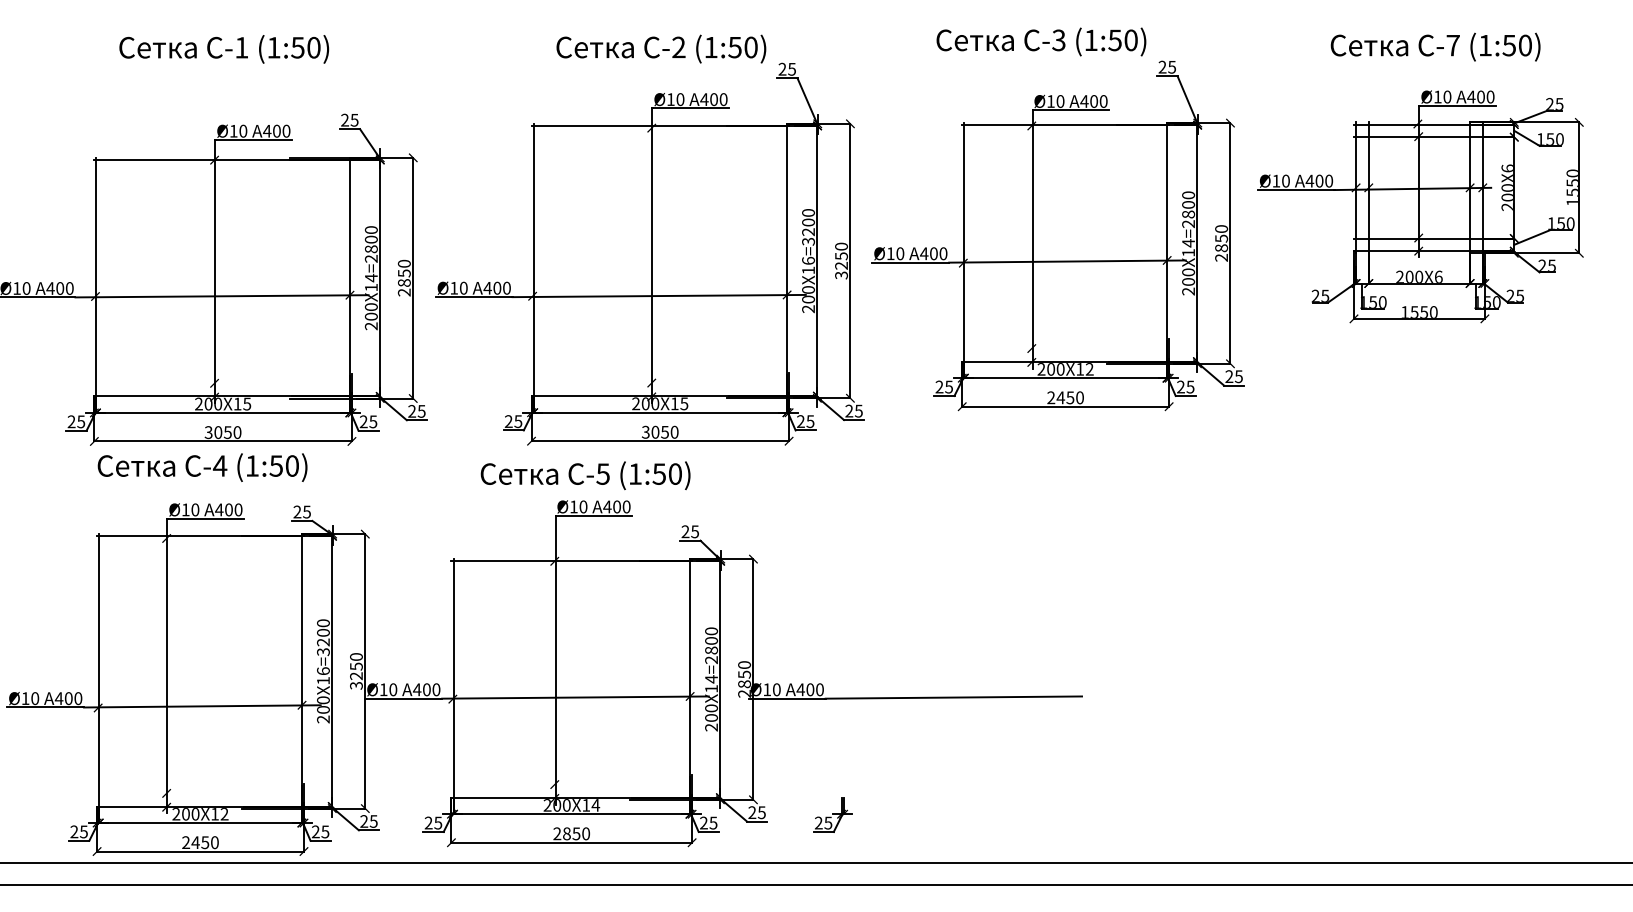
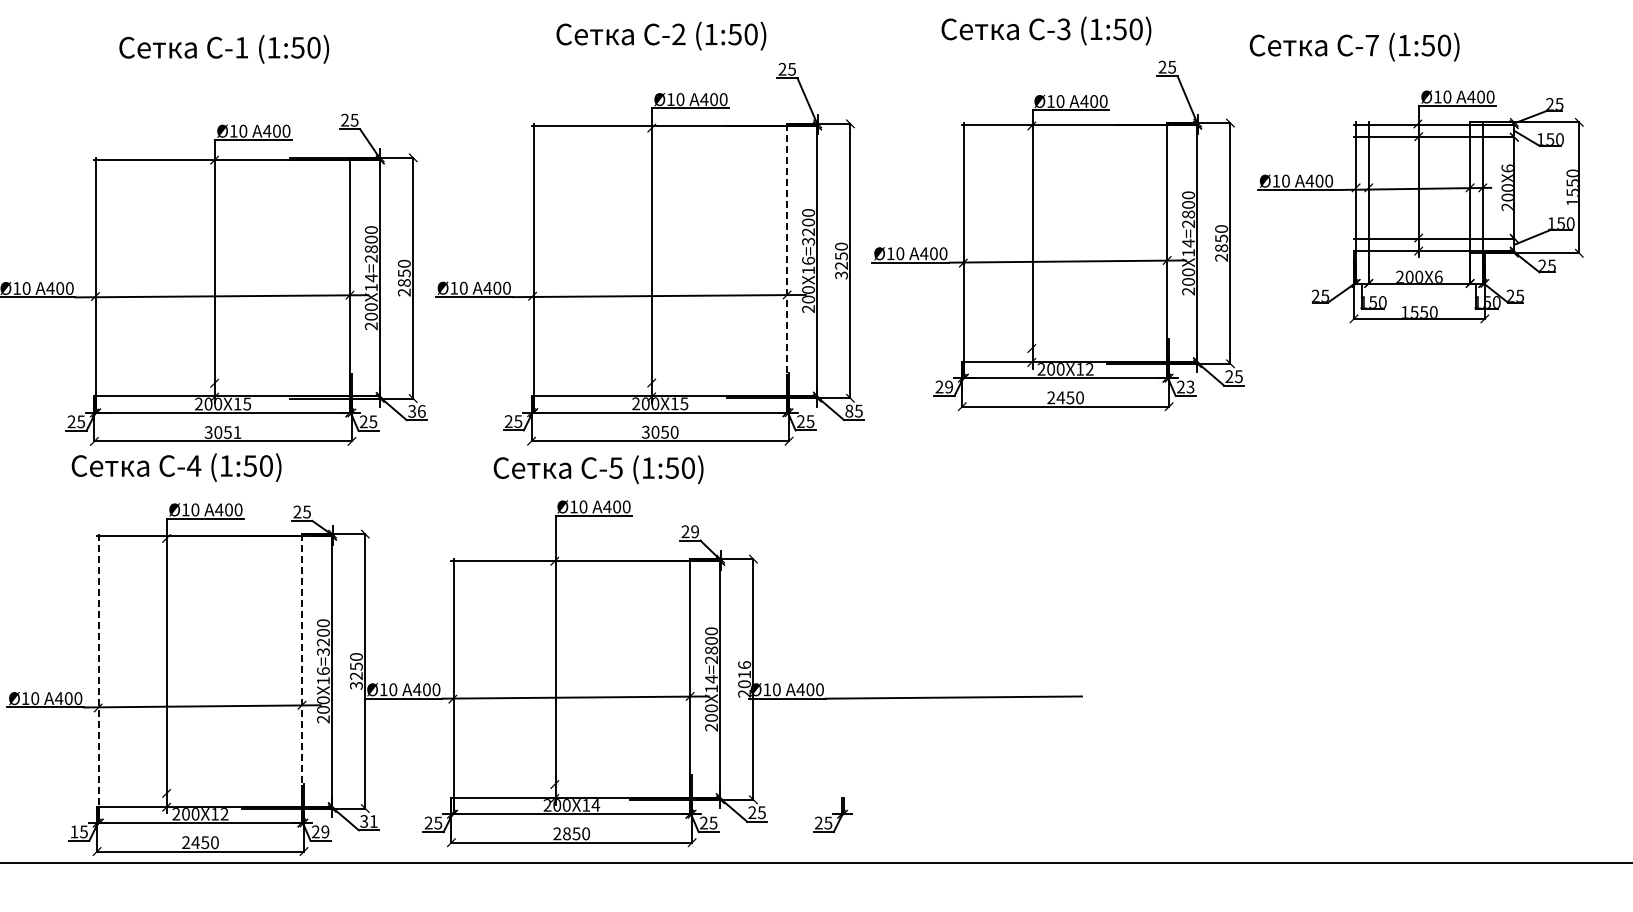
text position: (1041, 41) -> (1046, 30) (1046, 30)
text position: (1435, 46) -> (1354, 46) (1354, 46)
text position: (661, 48) -> (661, 35) (661, 35)
line: solid -> dashed (786, 261)
text: 25 -> 29 (948, 386)
text: 25 -> 23 (1190, 386)
text: 25 -> 36 (416, 410)
text: 25 -> 85 (849, 410)
text: 3050 -> 3051 (237, 432)
text position: (202, 467) -> (176, 467) (176, 467)
text position: (585, 475) -> (598, 469) (598, 469)
text: 25 -> 29 (694, 531)
line: solid -> dashed (99, 671)
line: solid -> dashed (301, 671)
text: 2850 -> 2016 (744, 674)
text: 25 -> 31 (368, 821)
text: 25 -> 15 (74, 831)
text: 25 -> 29 (325, 831)
line: present -> none (815, 884)
